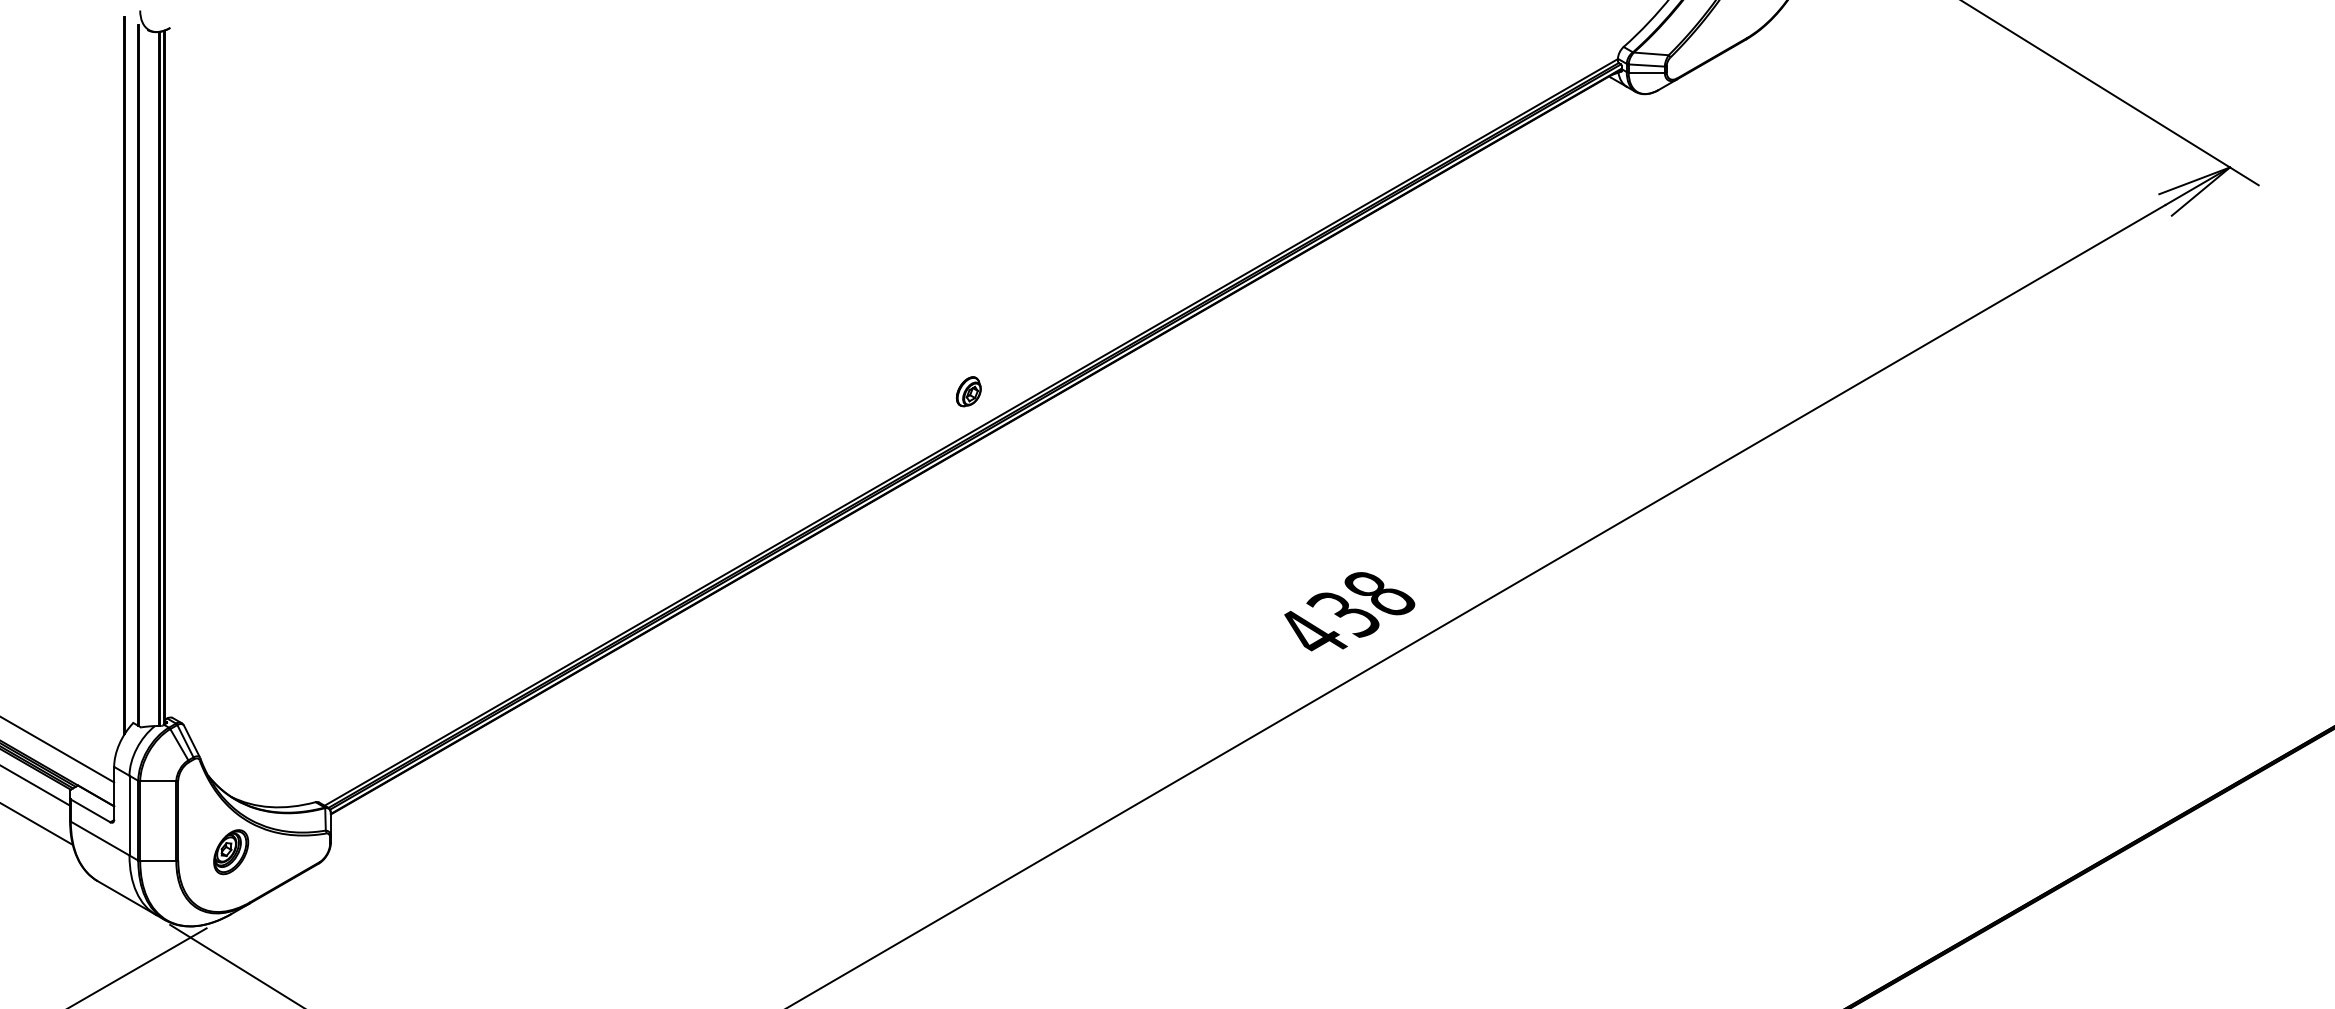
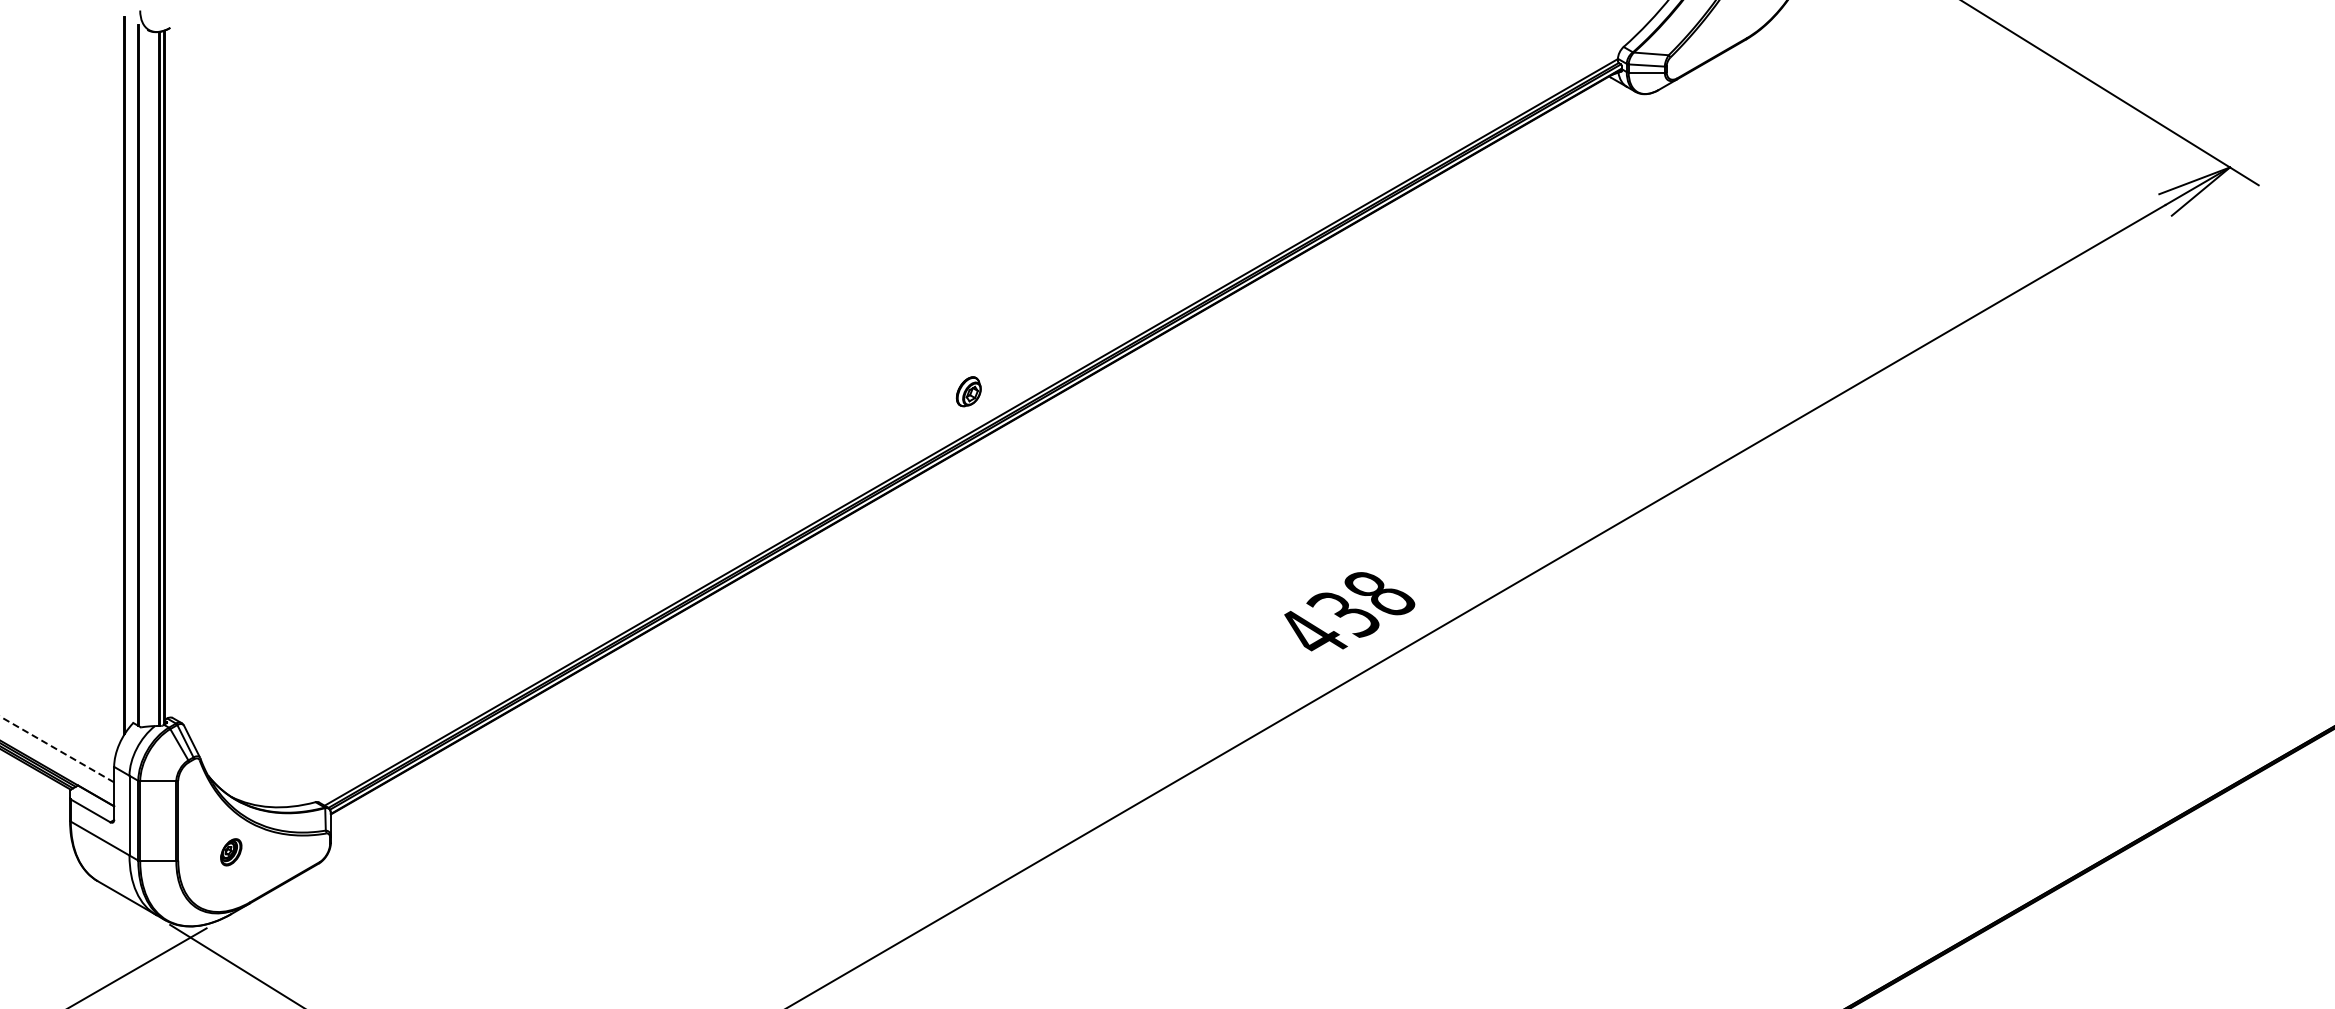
line: solid -> dashed (57, 749)
line: present -> none (36, 785)
line: present -> none (37, 824)
part size: 37x47 px -> 23x29 px (231, 852)
